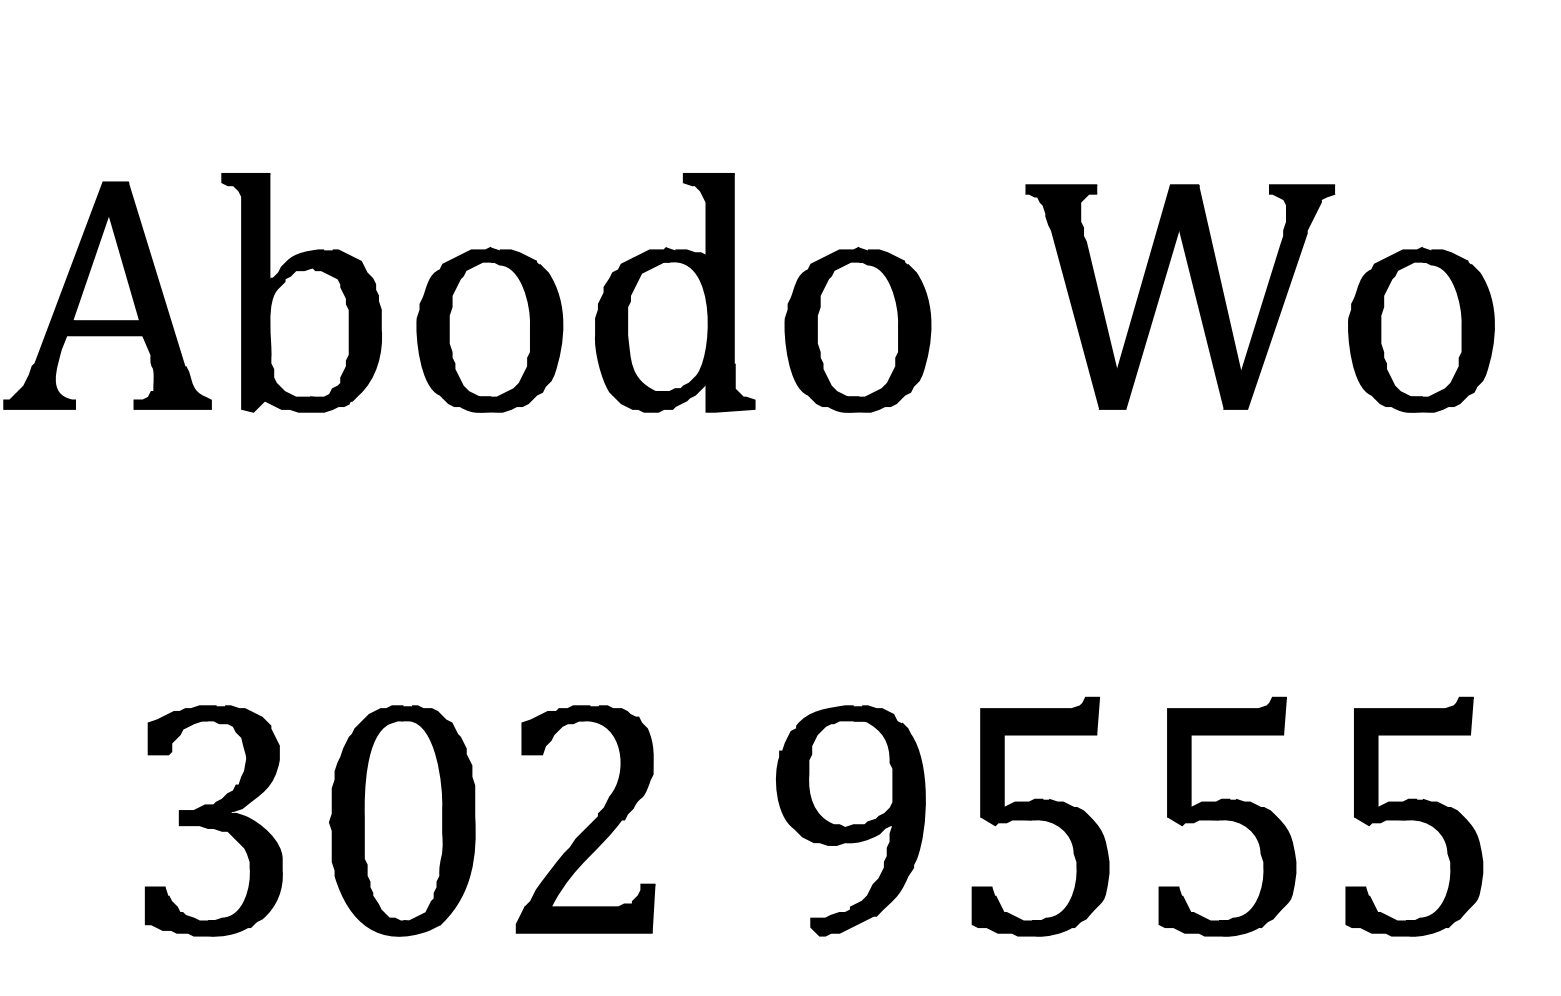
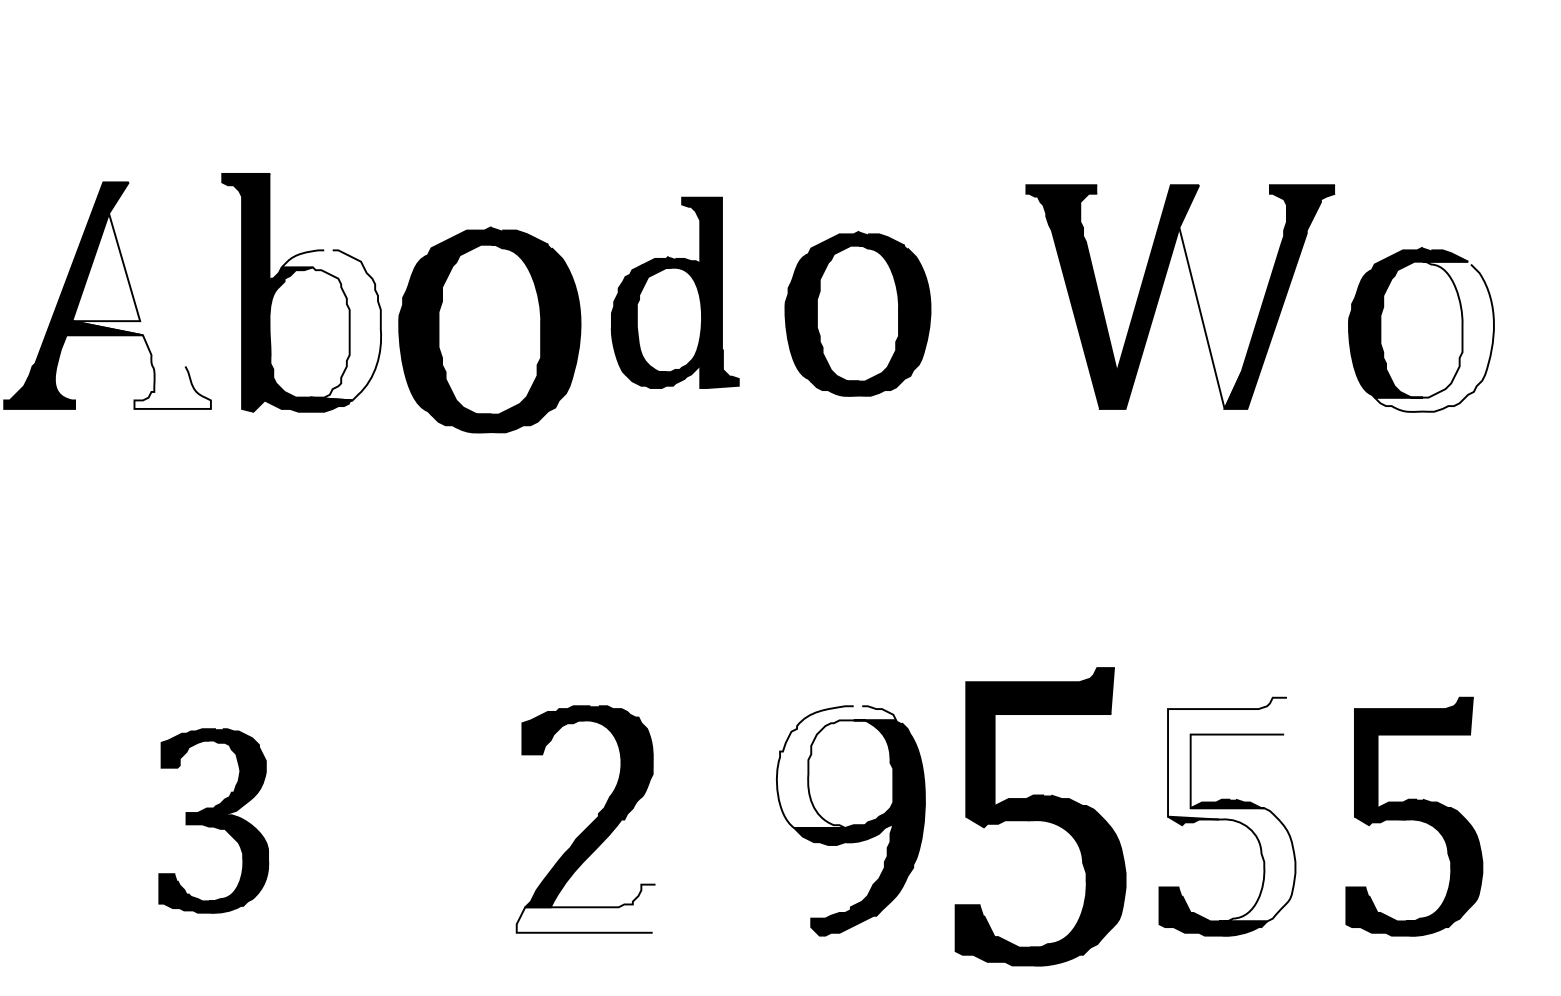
part size: 161x240 px -> 130x193 px (674, 292)
fill: present -> none (141, 295)
fill: present -> none (1210, 296)
fill: present -> none (331, 325)
part size: 148x167 px -> 184x208 px (489, 329)
part position: (857, 329) -> (857, 313) (857, 313)
fill: present -> none (1433, 336)
fill: present -> none (836, 767)
fill: present -> none (1231, 809)
part size: 139x241 px -> 173x300 px (1040, 816)
part size: 139x232 px -> 112x186 px (213, 820)
part: present -> none (402, 820)
fill: present -> none (585, 908)
